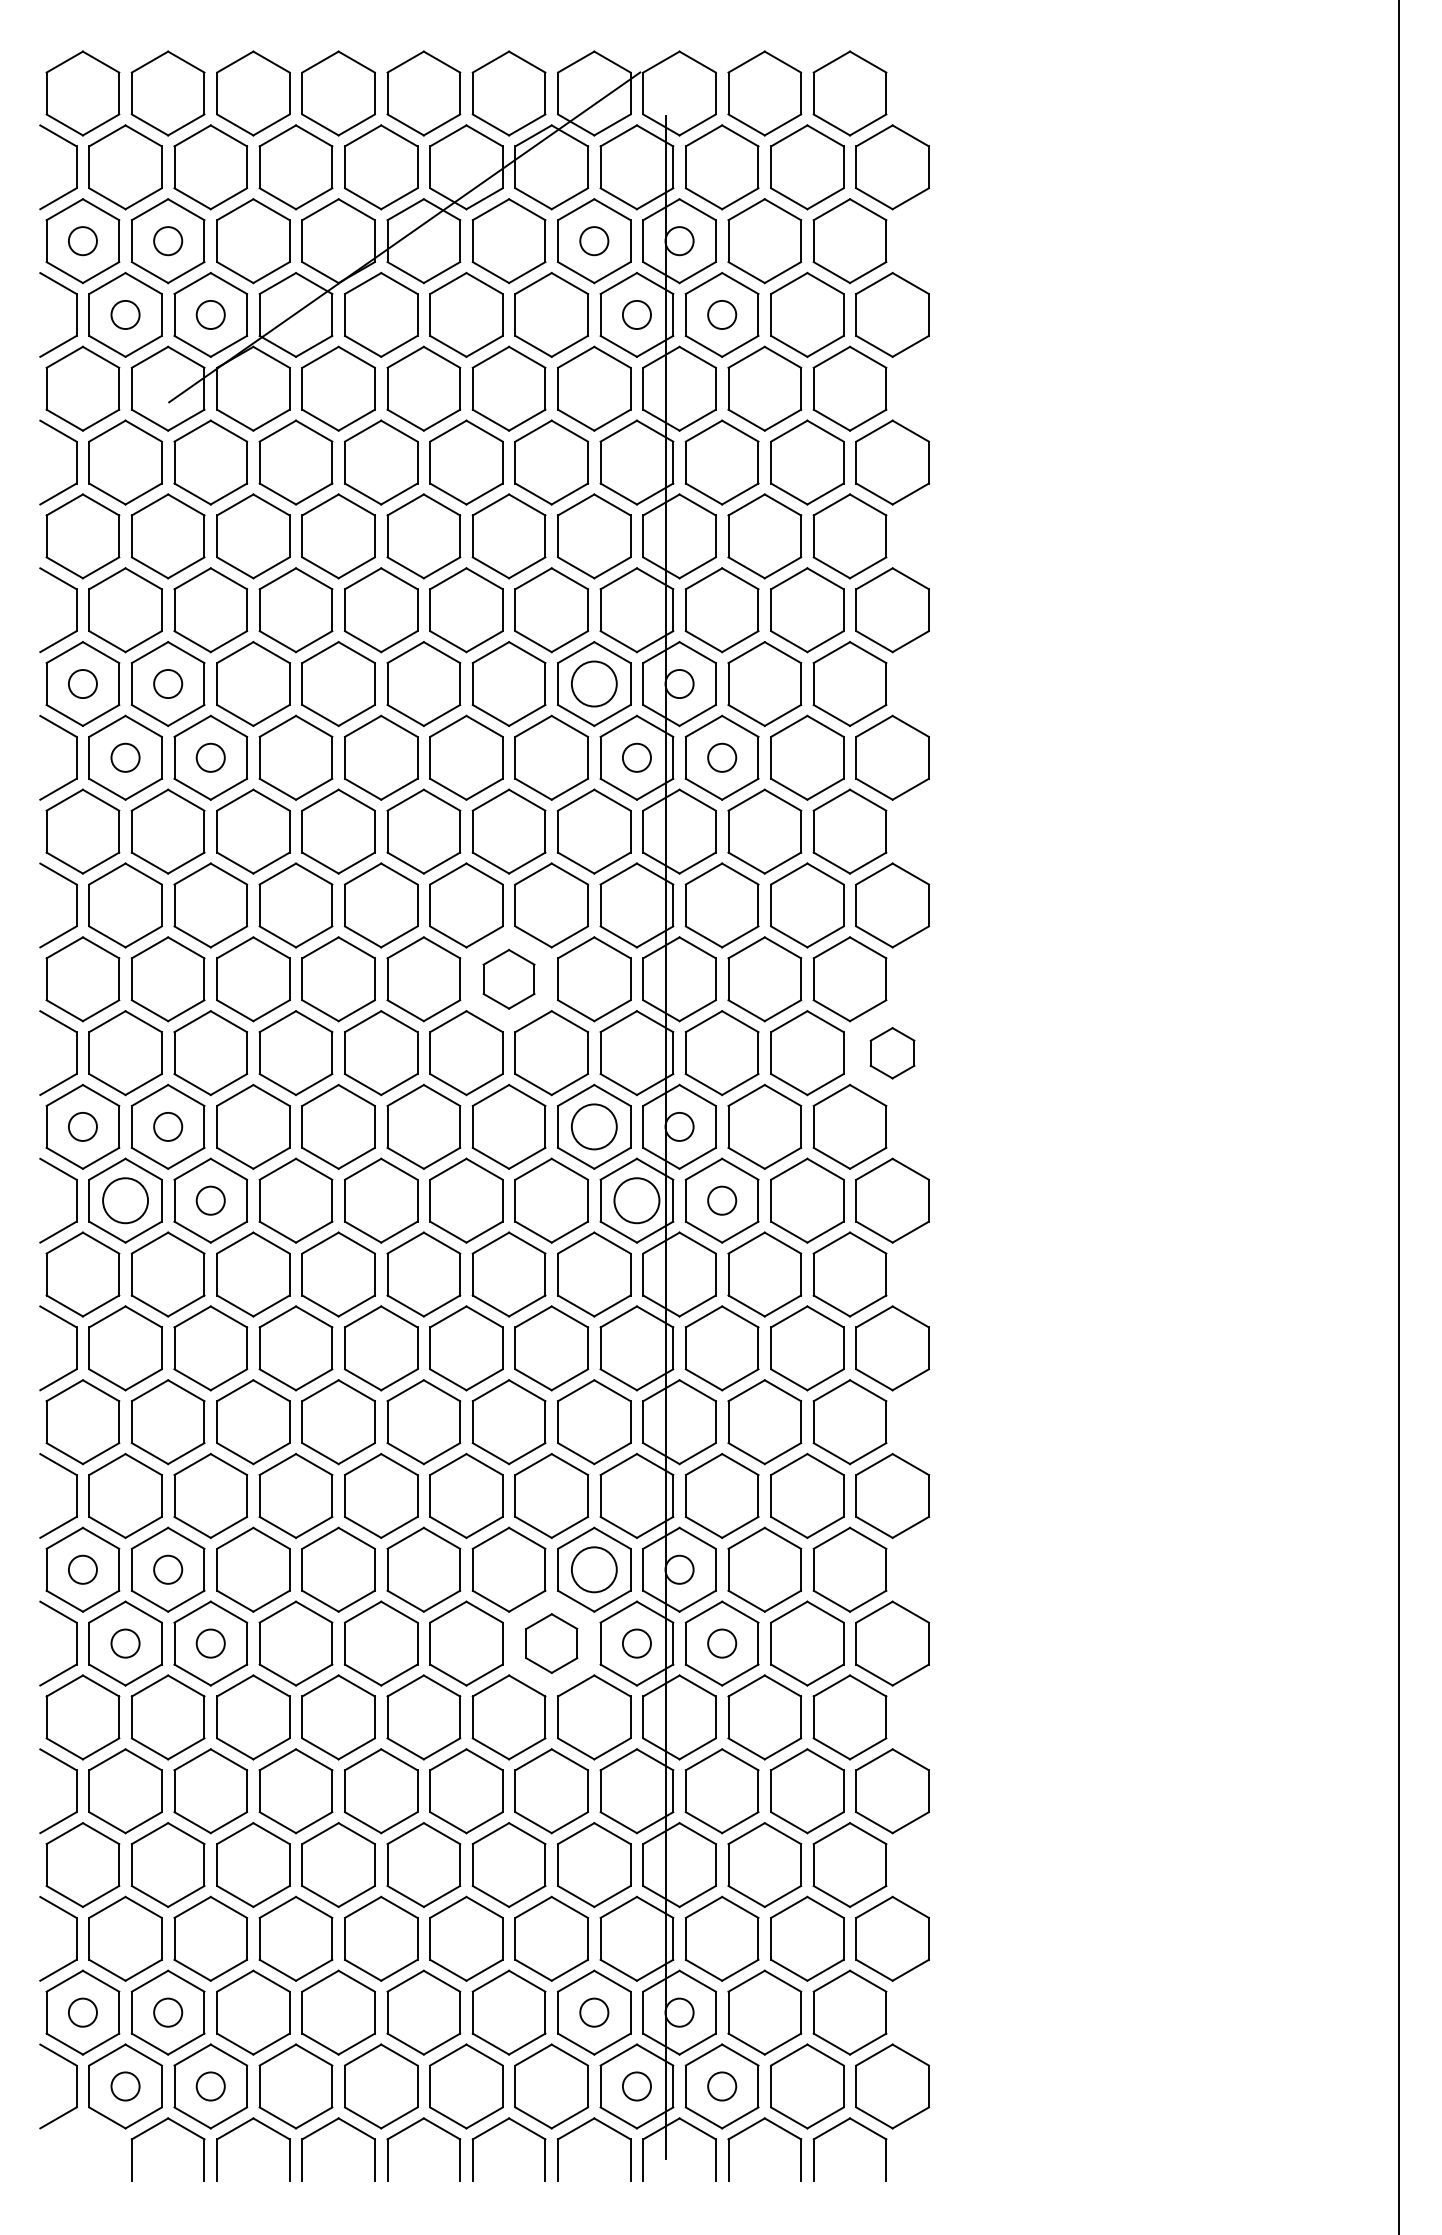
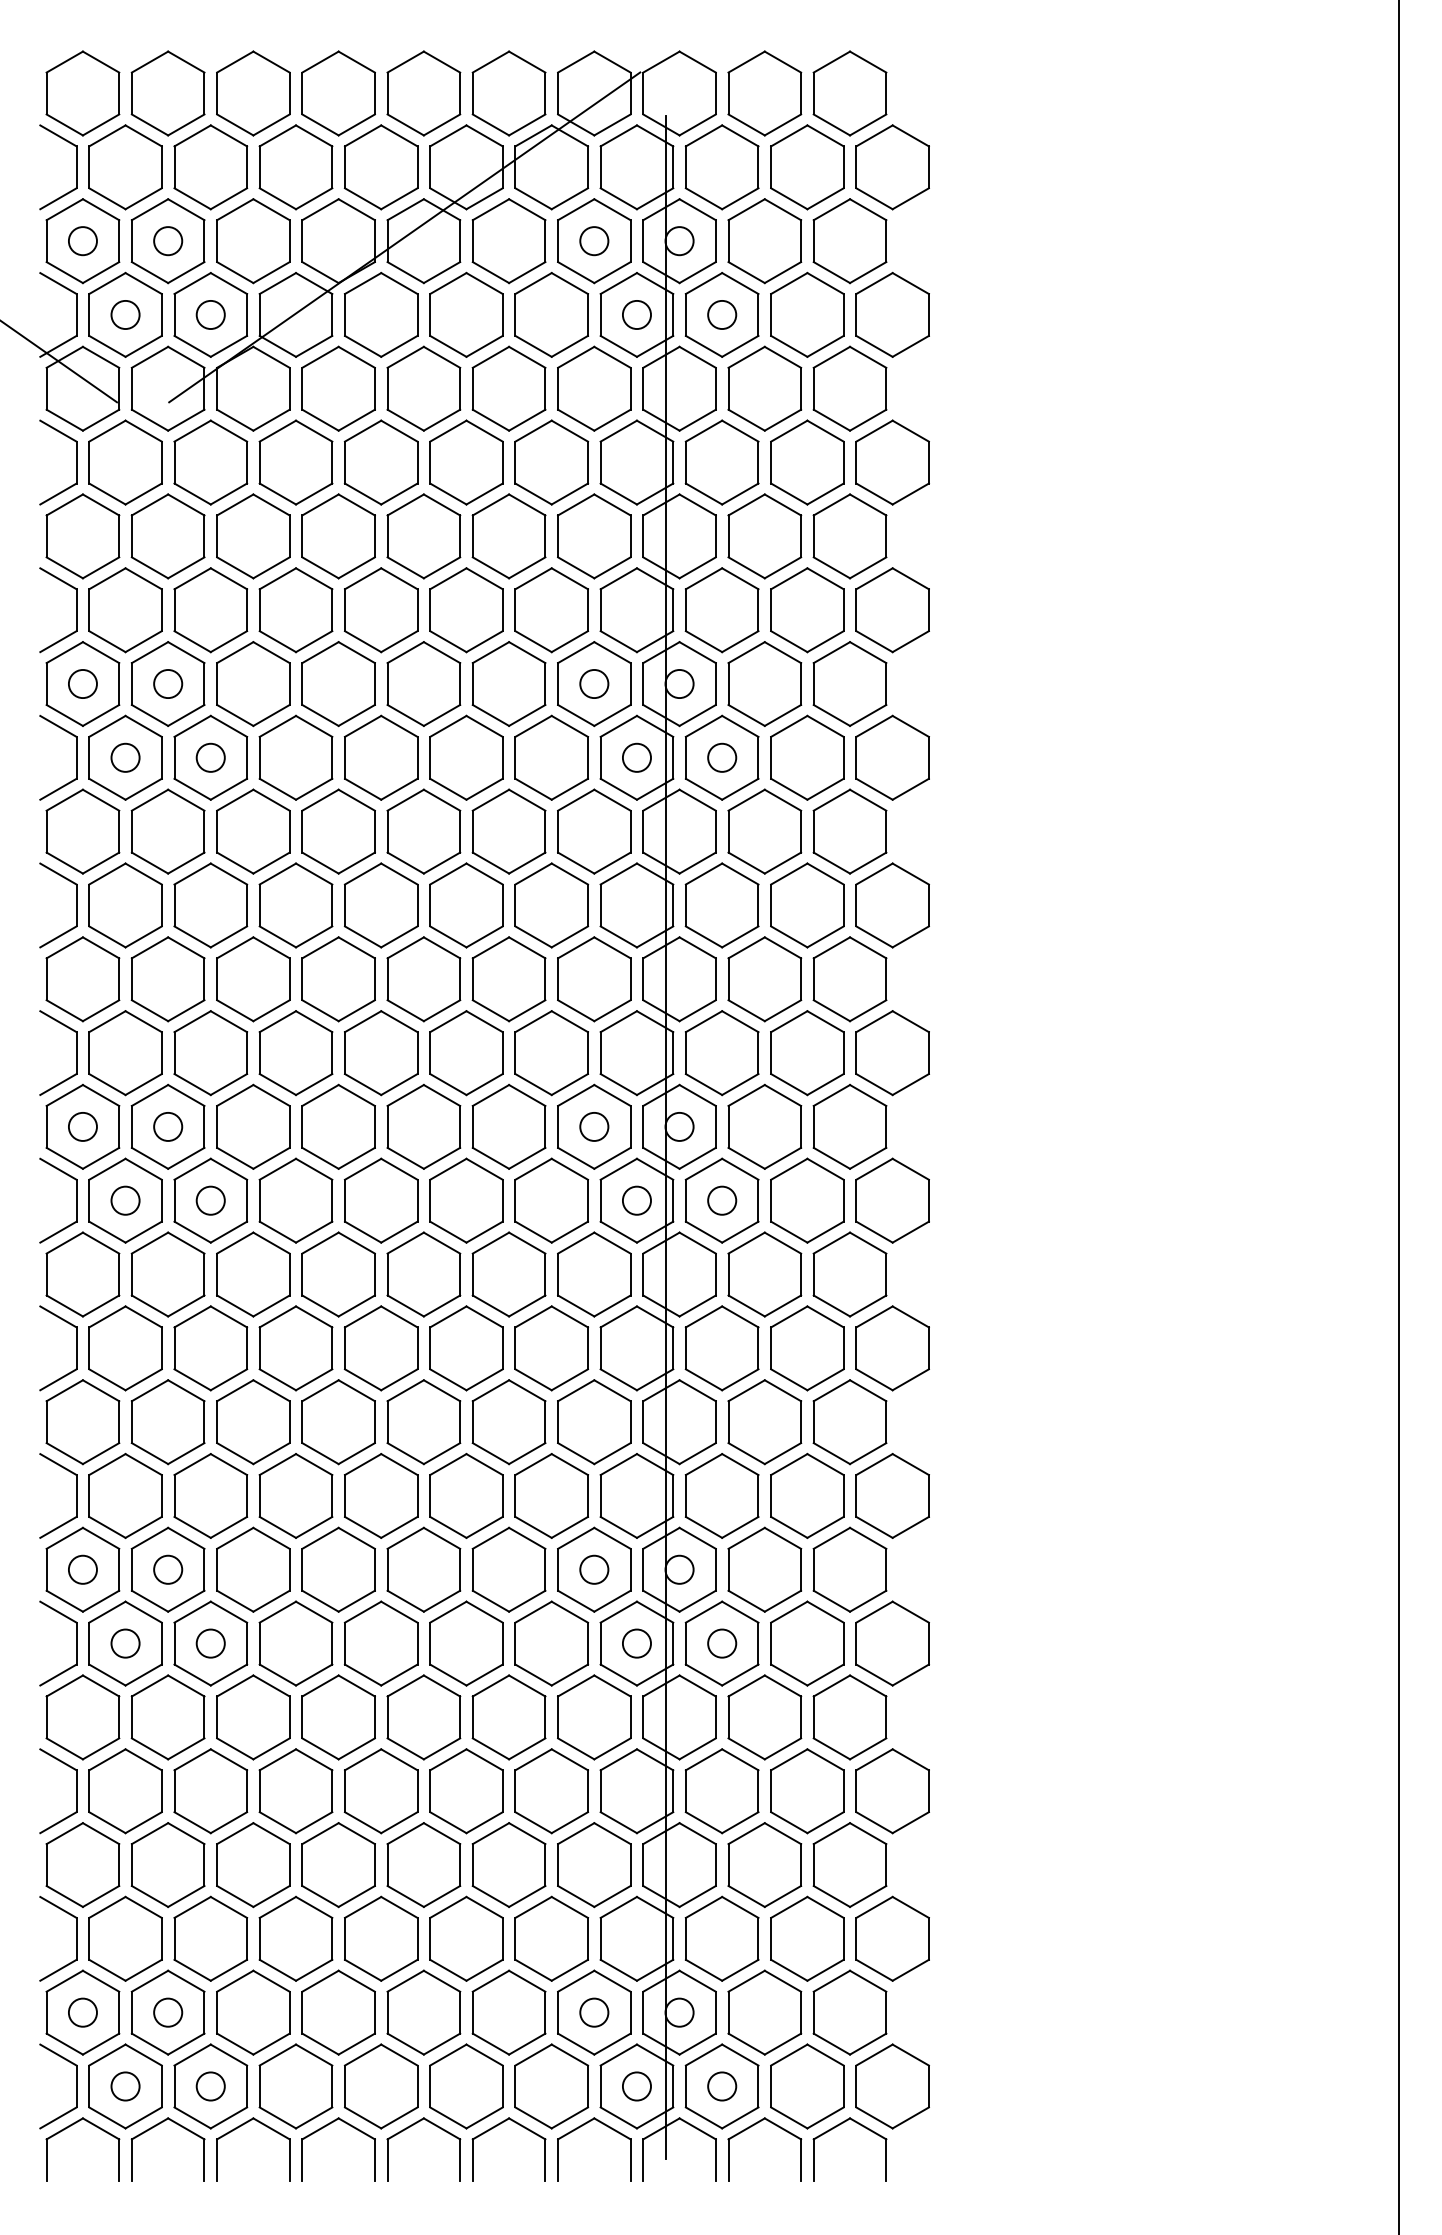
line: none -> present (59, 362)
circle diameter: 45 px -> 28 px (594, 683)
part size: 54x61 px -> 76x87 px (508, 979)
part size: 47x53 px -> 75x87 px (892, 1053)
circle diameter: 45 px -> 28 px (594, 1126)
circle diameter: 45 px -> 28 px (125, 1200)
circle diameter: 45 px -> 28 px (636, 1200)
circle diameter: 45 px -> 28 px (594, 1569)
part size: 54x61 px -> 76x87 px (551, 1643)
part: none -> present (71, 2126)
